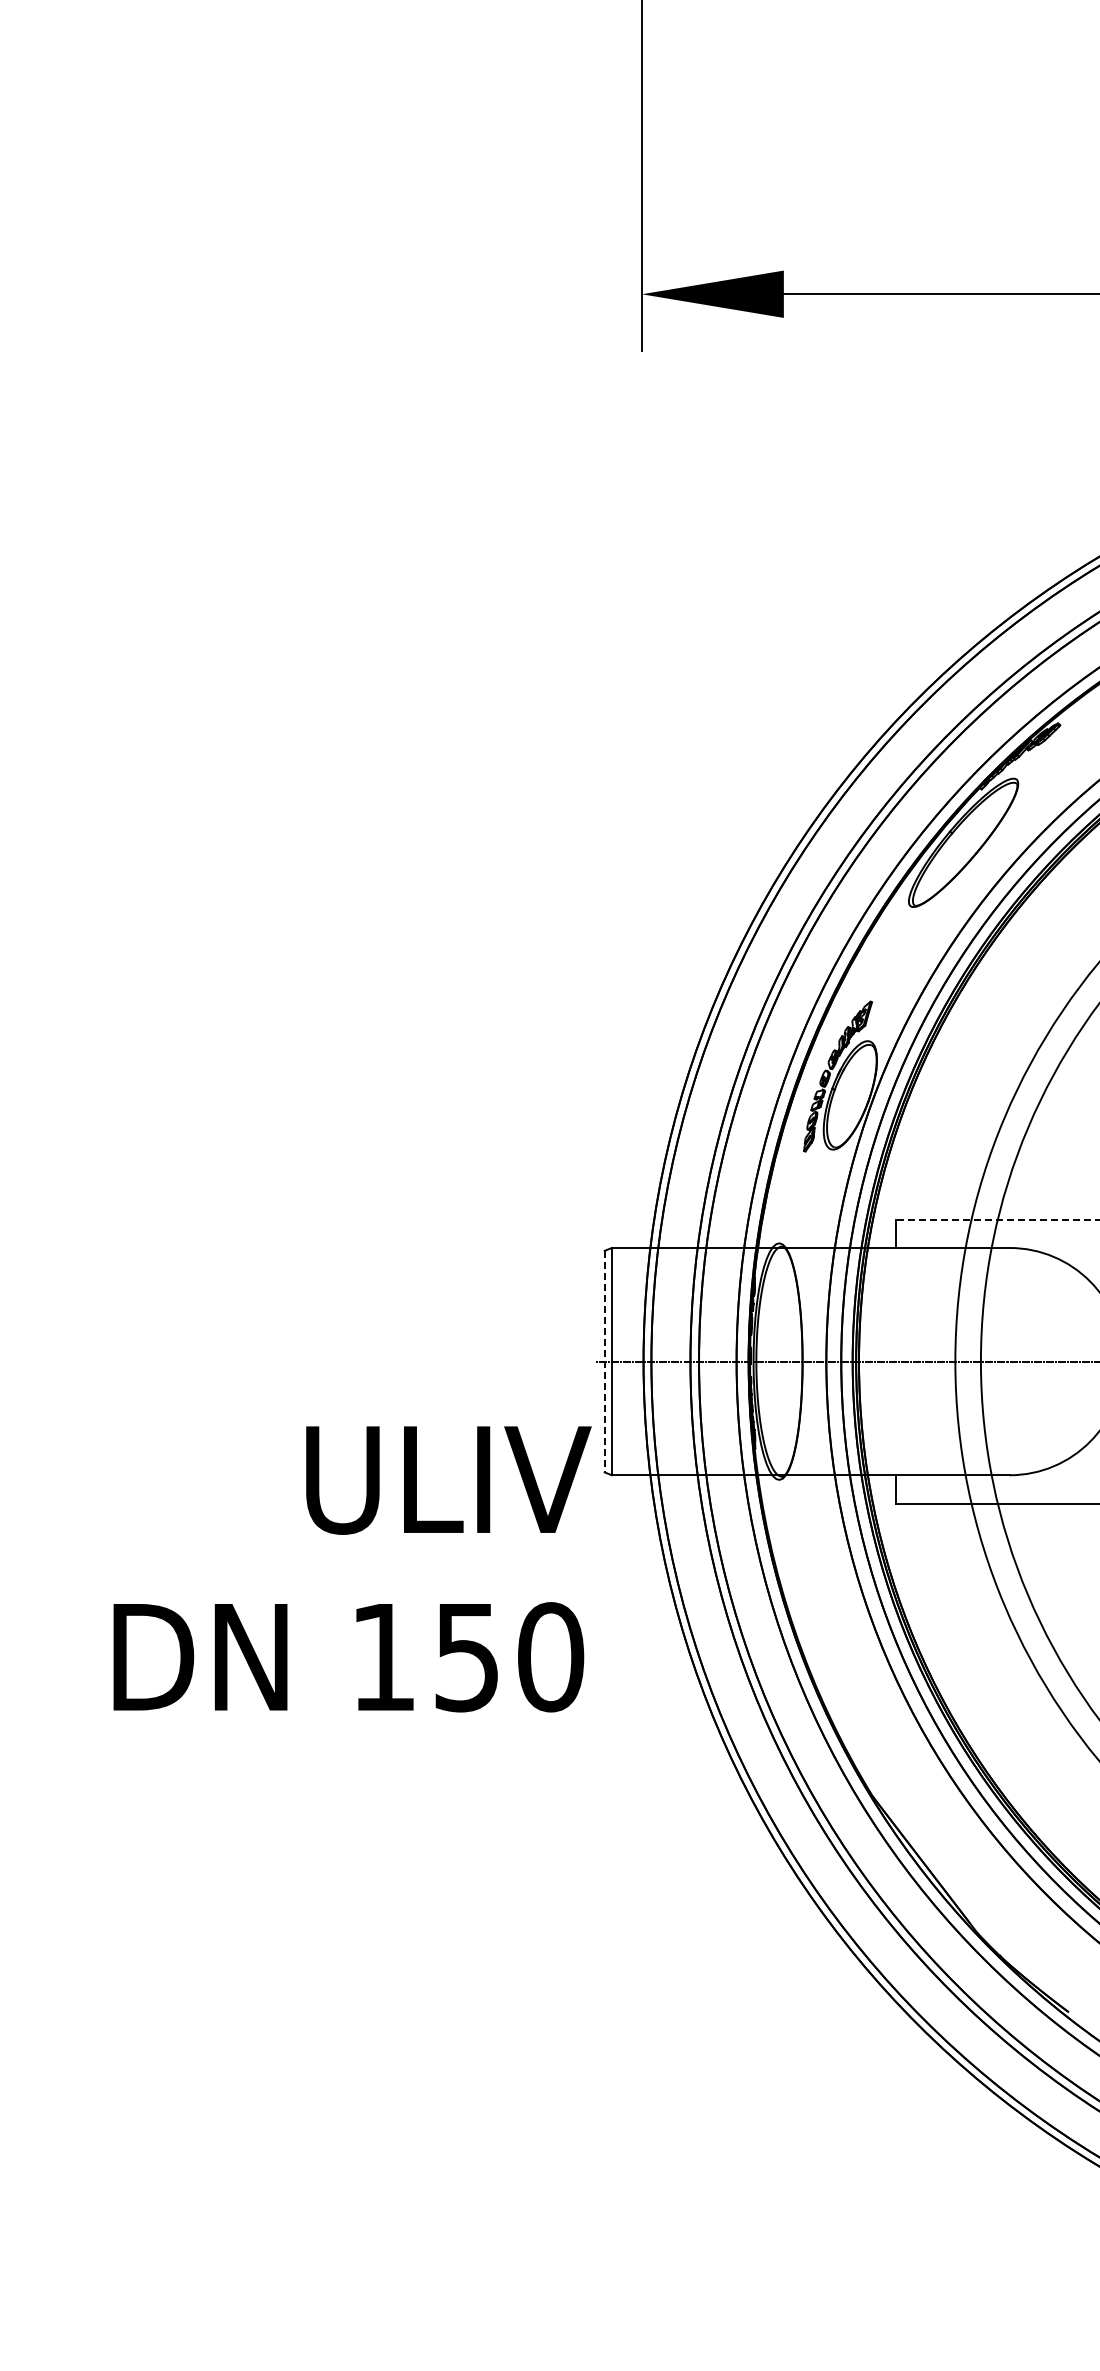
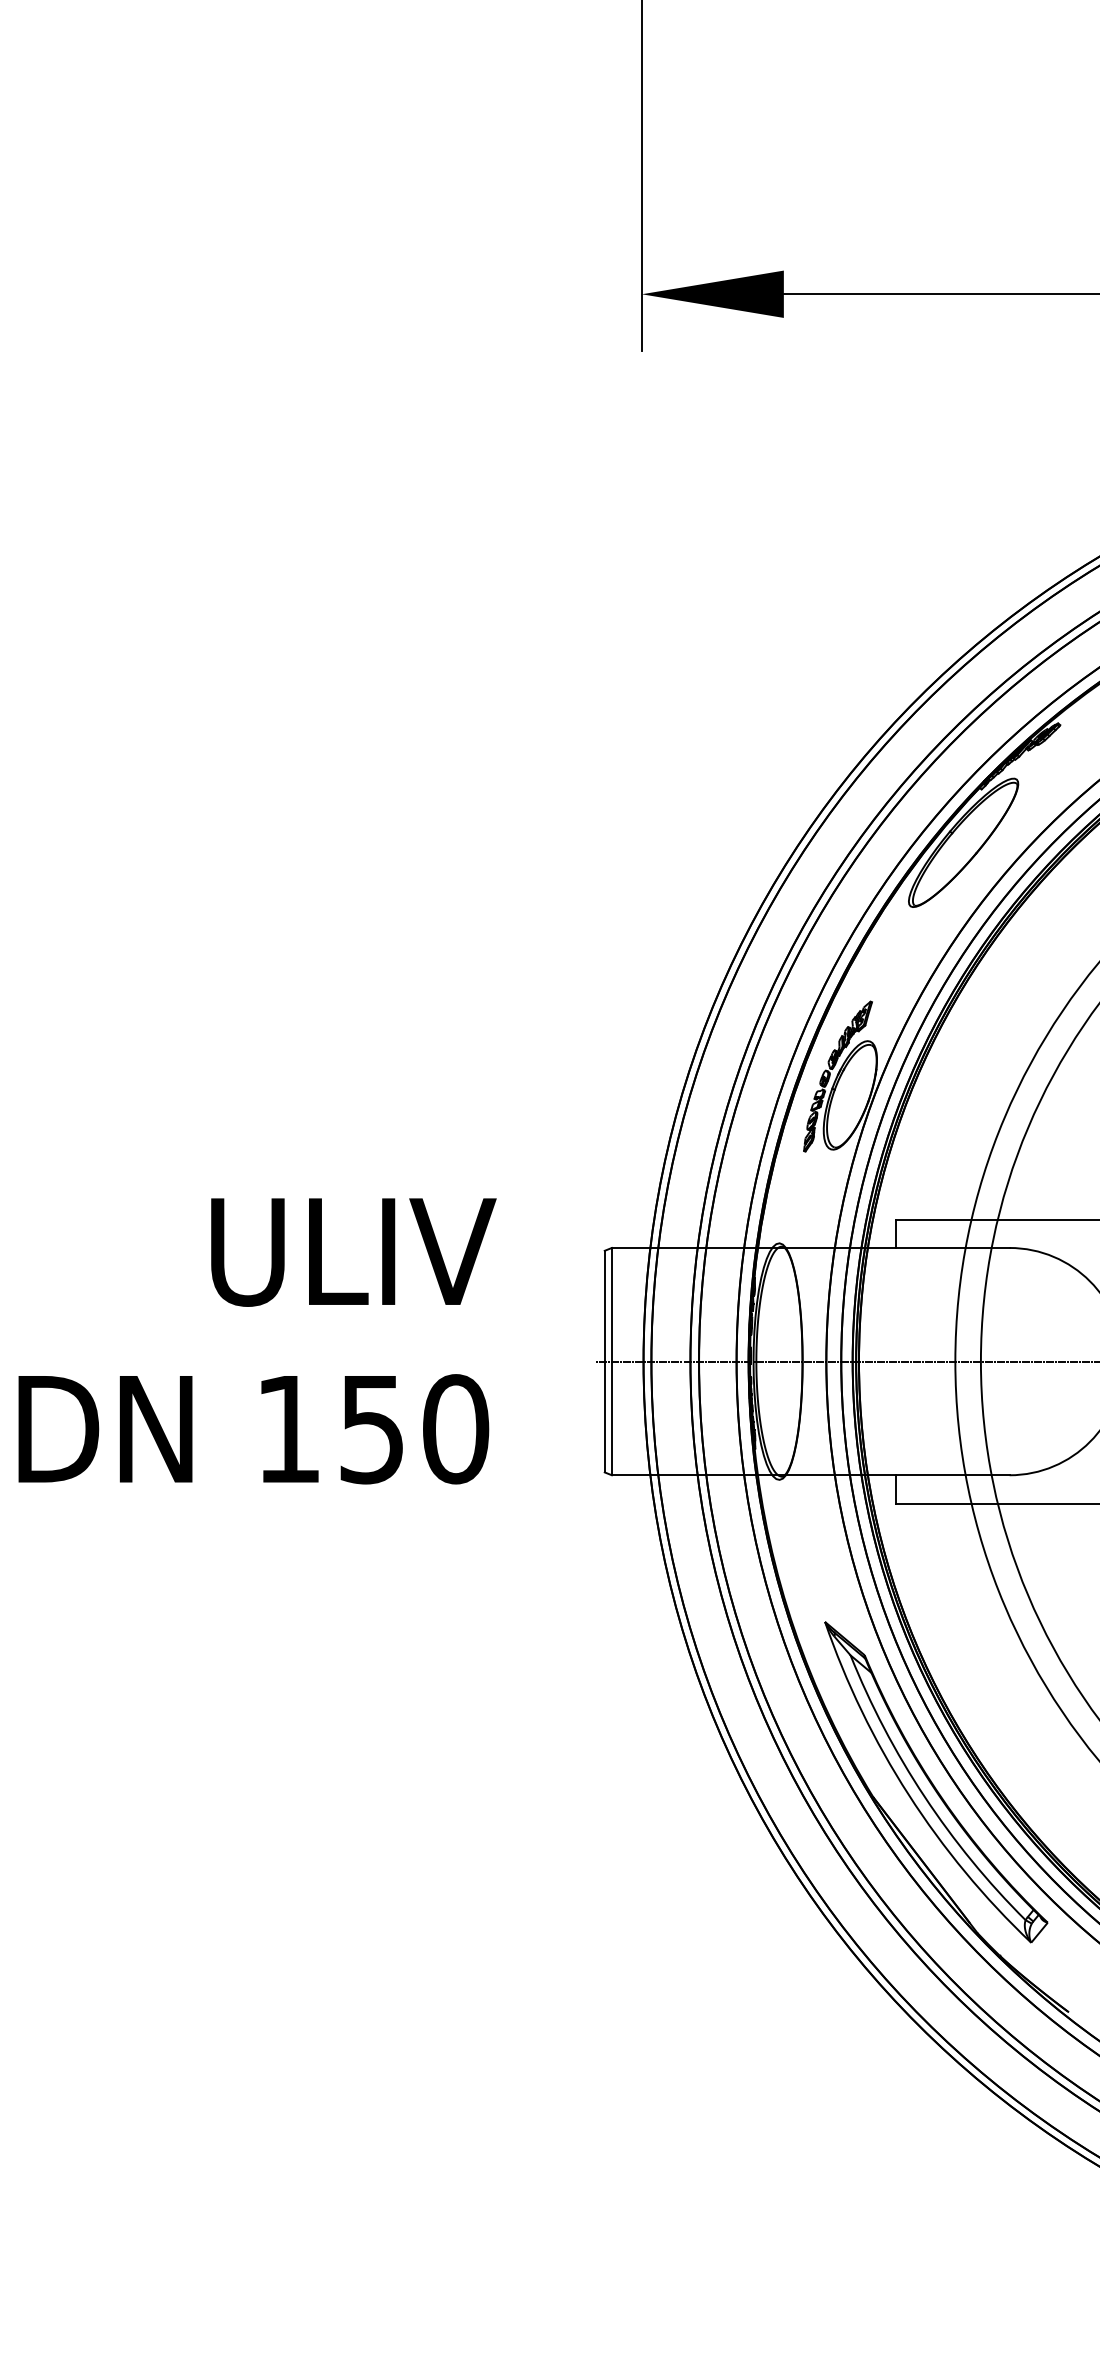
line: dashed -> solid (997, 1219)
line: dashed -> solid (604, 1361)
text position: (352, 1569) -> (257, 1341) (257, 1341)
part: none -> present (936, 1782)
